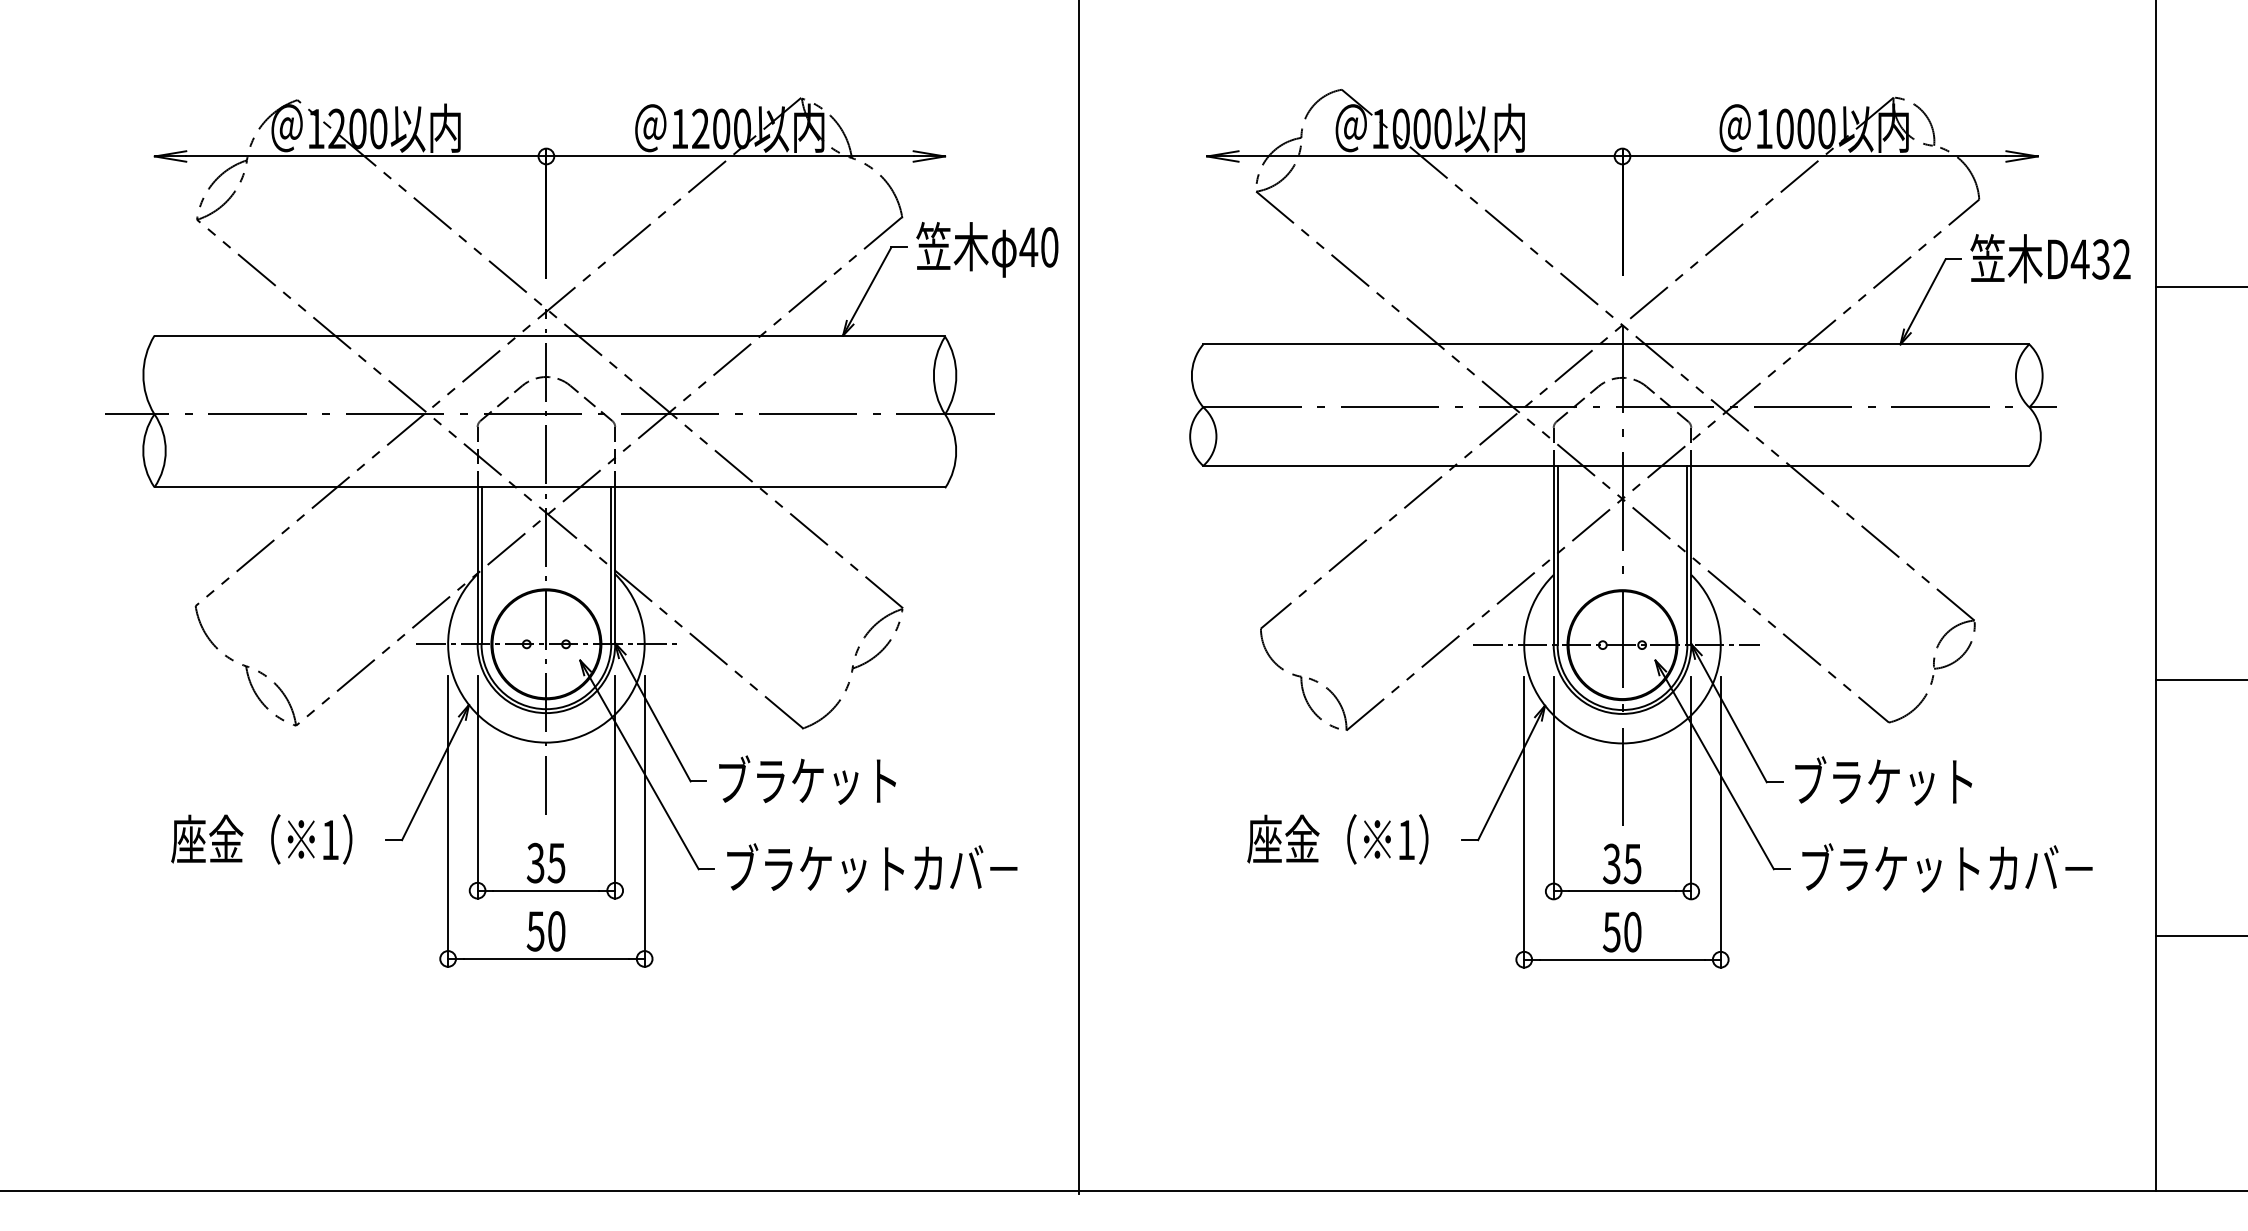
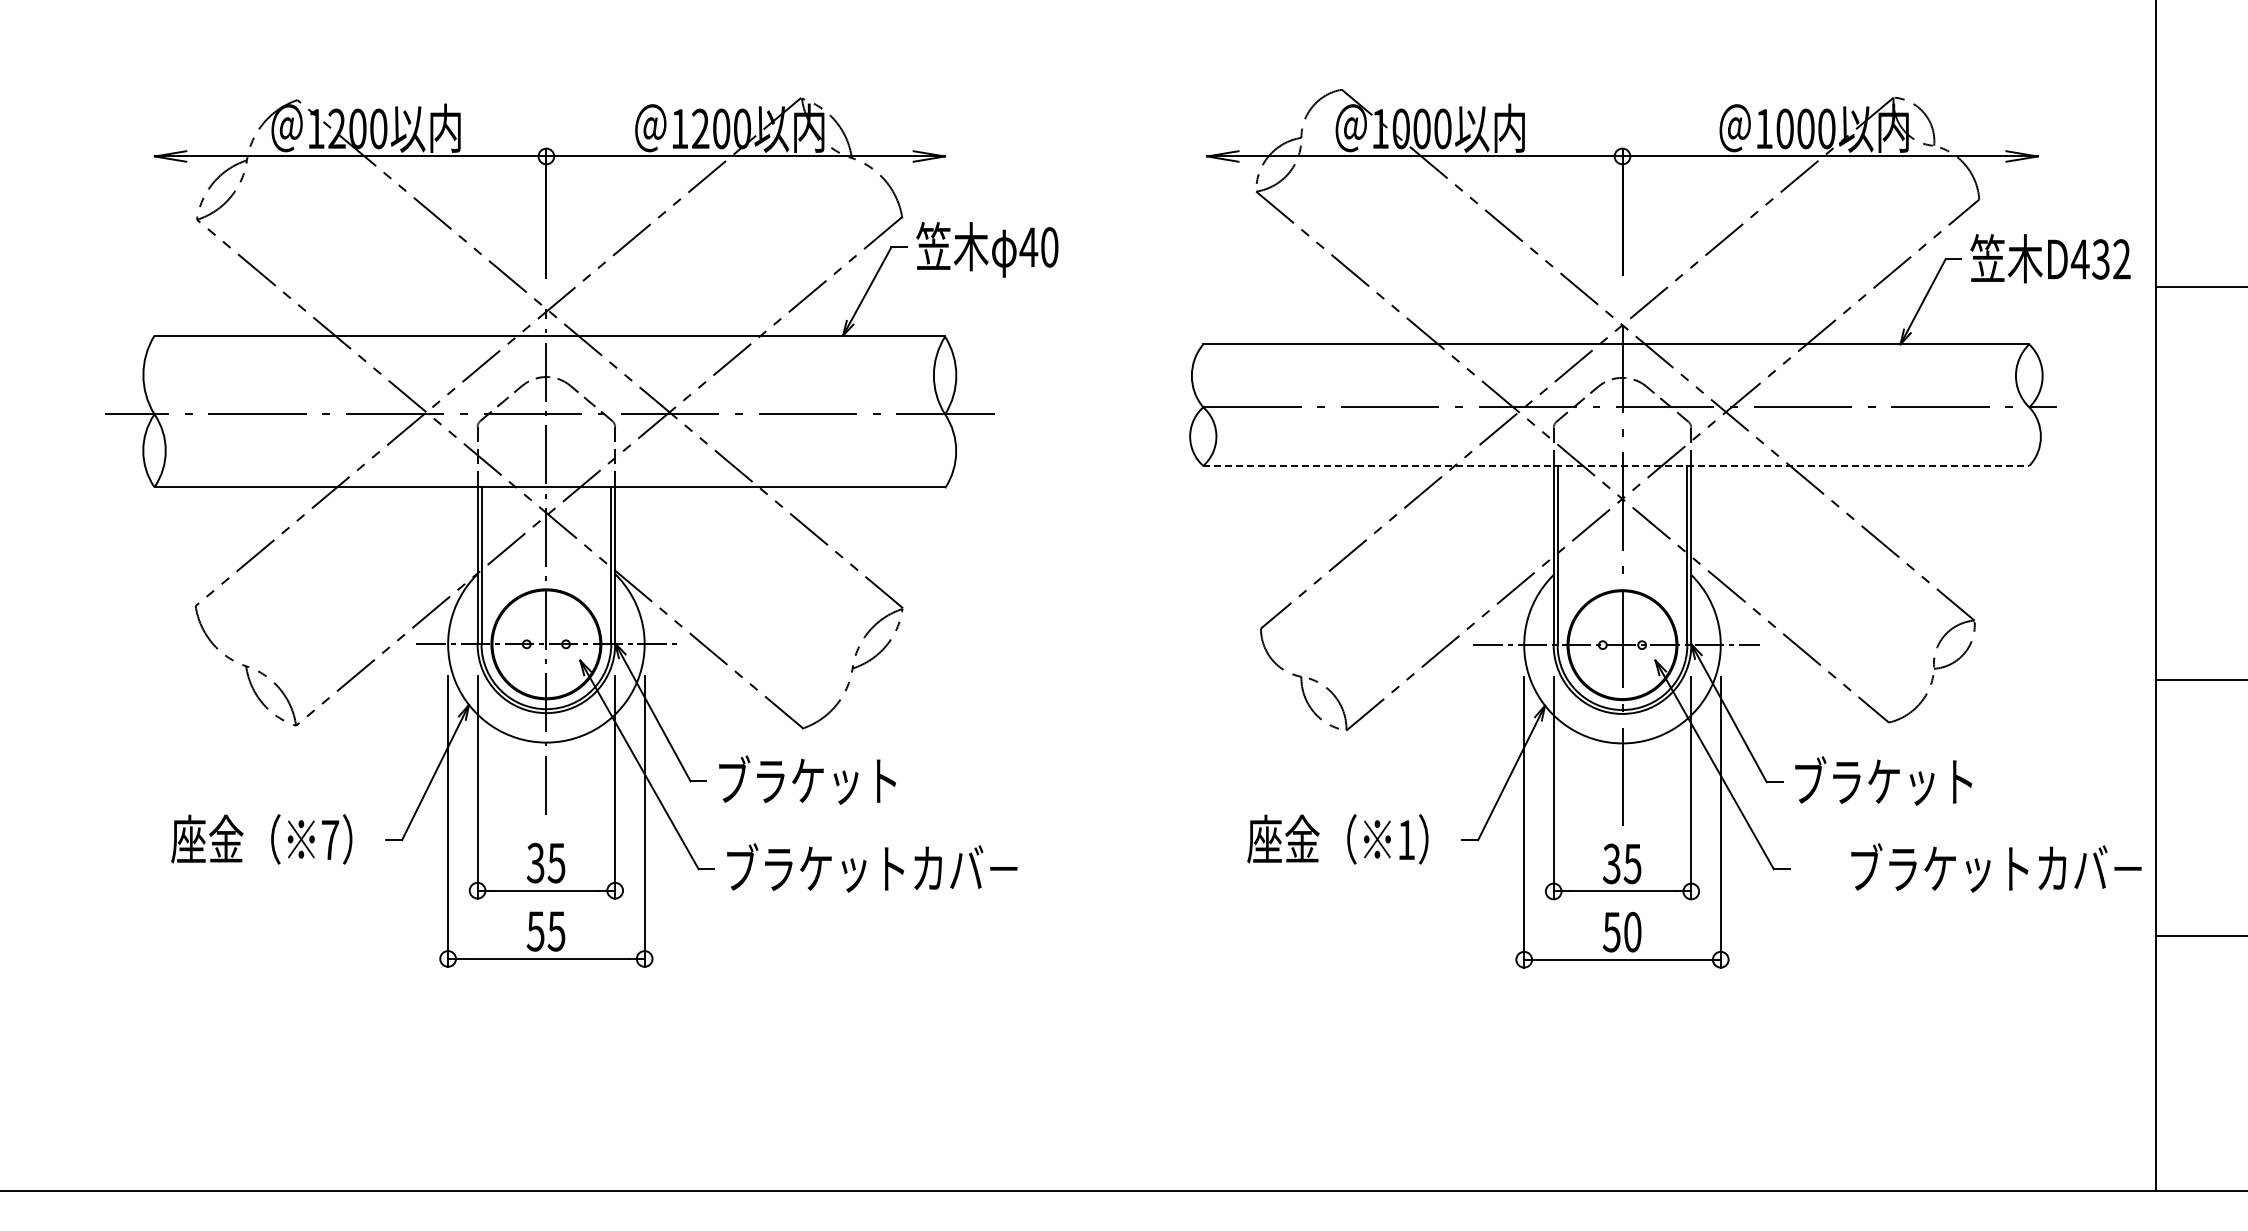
line: solid -> dashed (1616, 465)
line: present -> none (1078, 598)
text: 1 -> 7 (330, 839)
text position: (1947, 867) -> (1996, 867) (1996, 867)
text: 50 -> 55 (556, 931)
